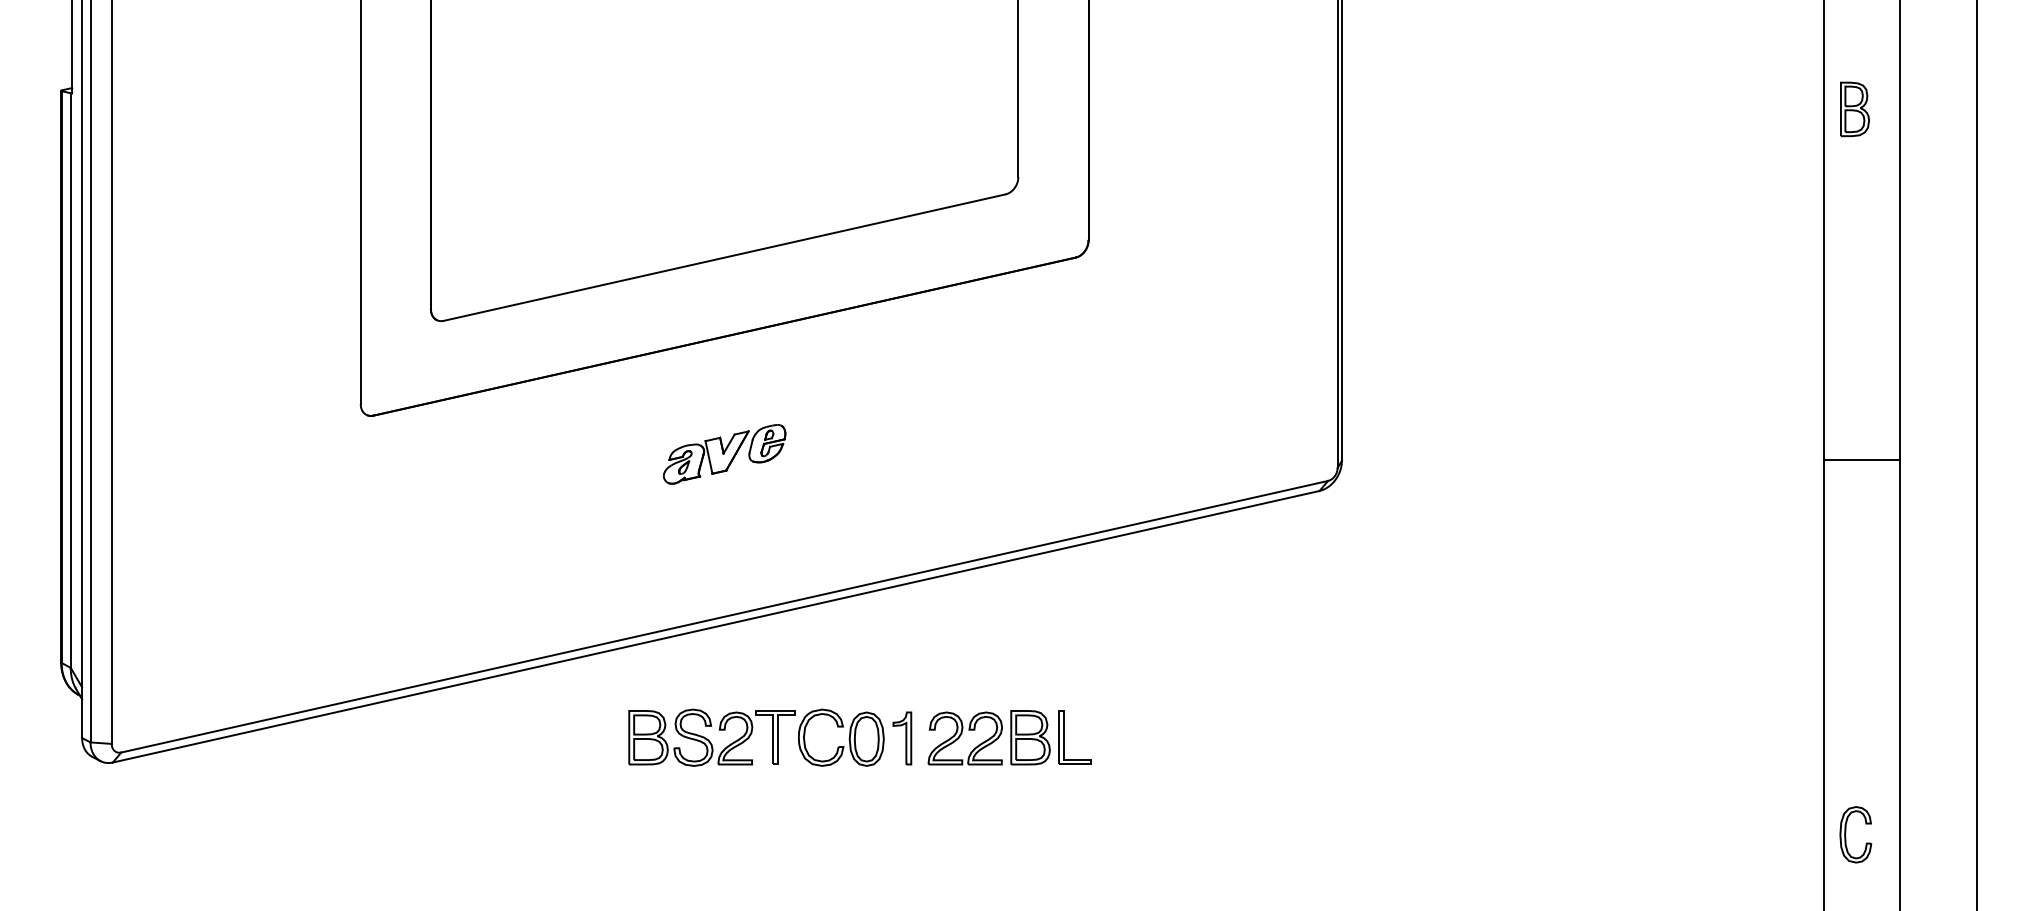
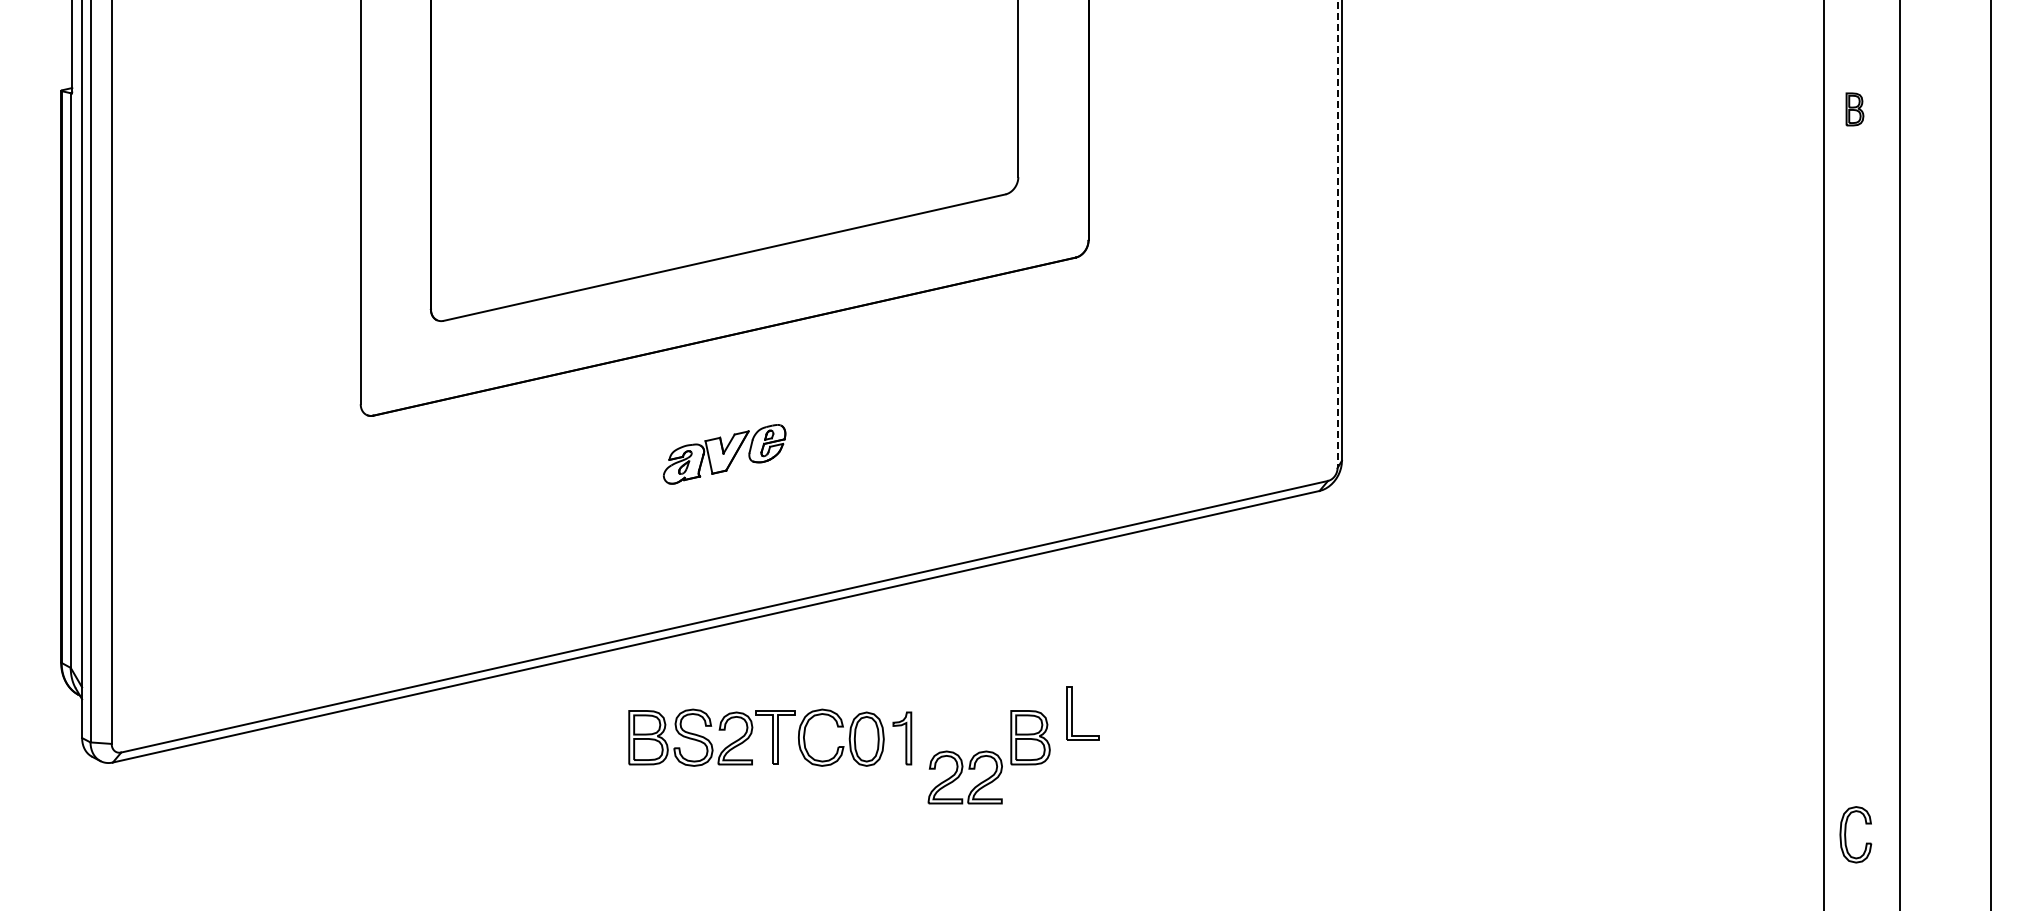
part size: 30x57 px -> 20x35 px (1854, 109)
line: solid -> dashed (1337, 234)
line position: (1976, 454) -> (1990, 454) (1990, 454)
line: present -> none (1862, 459)
part position: (1064, 737) -> (1072, 713) (1072, 713)
part position: (964, 738) -> (964, 777) (964, 777)
